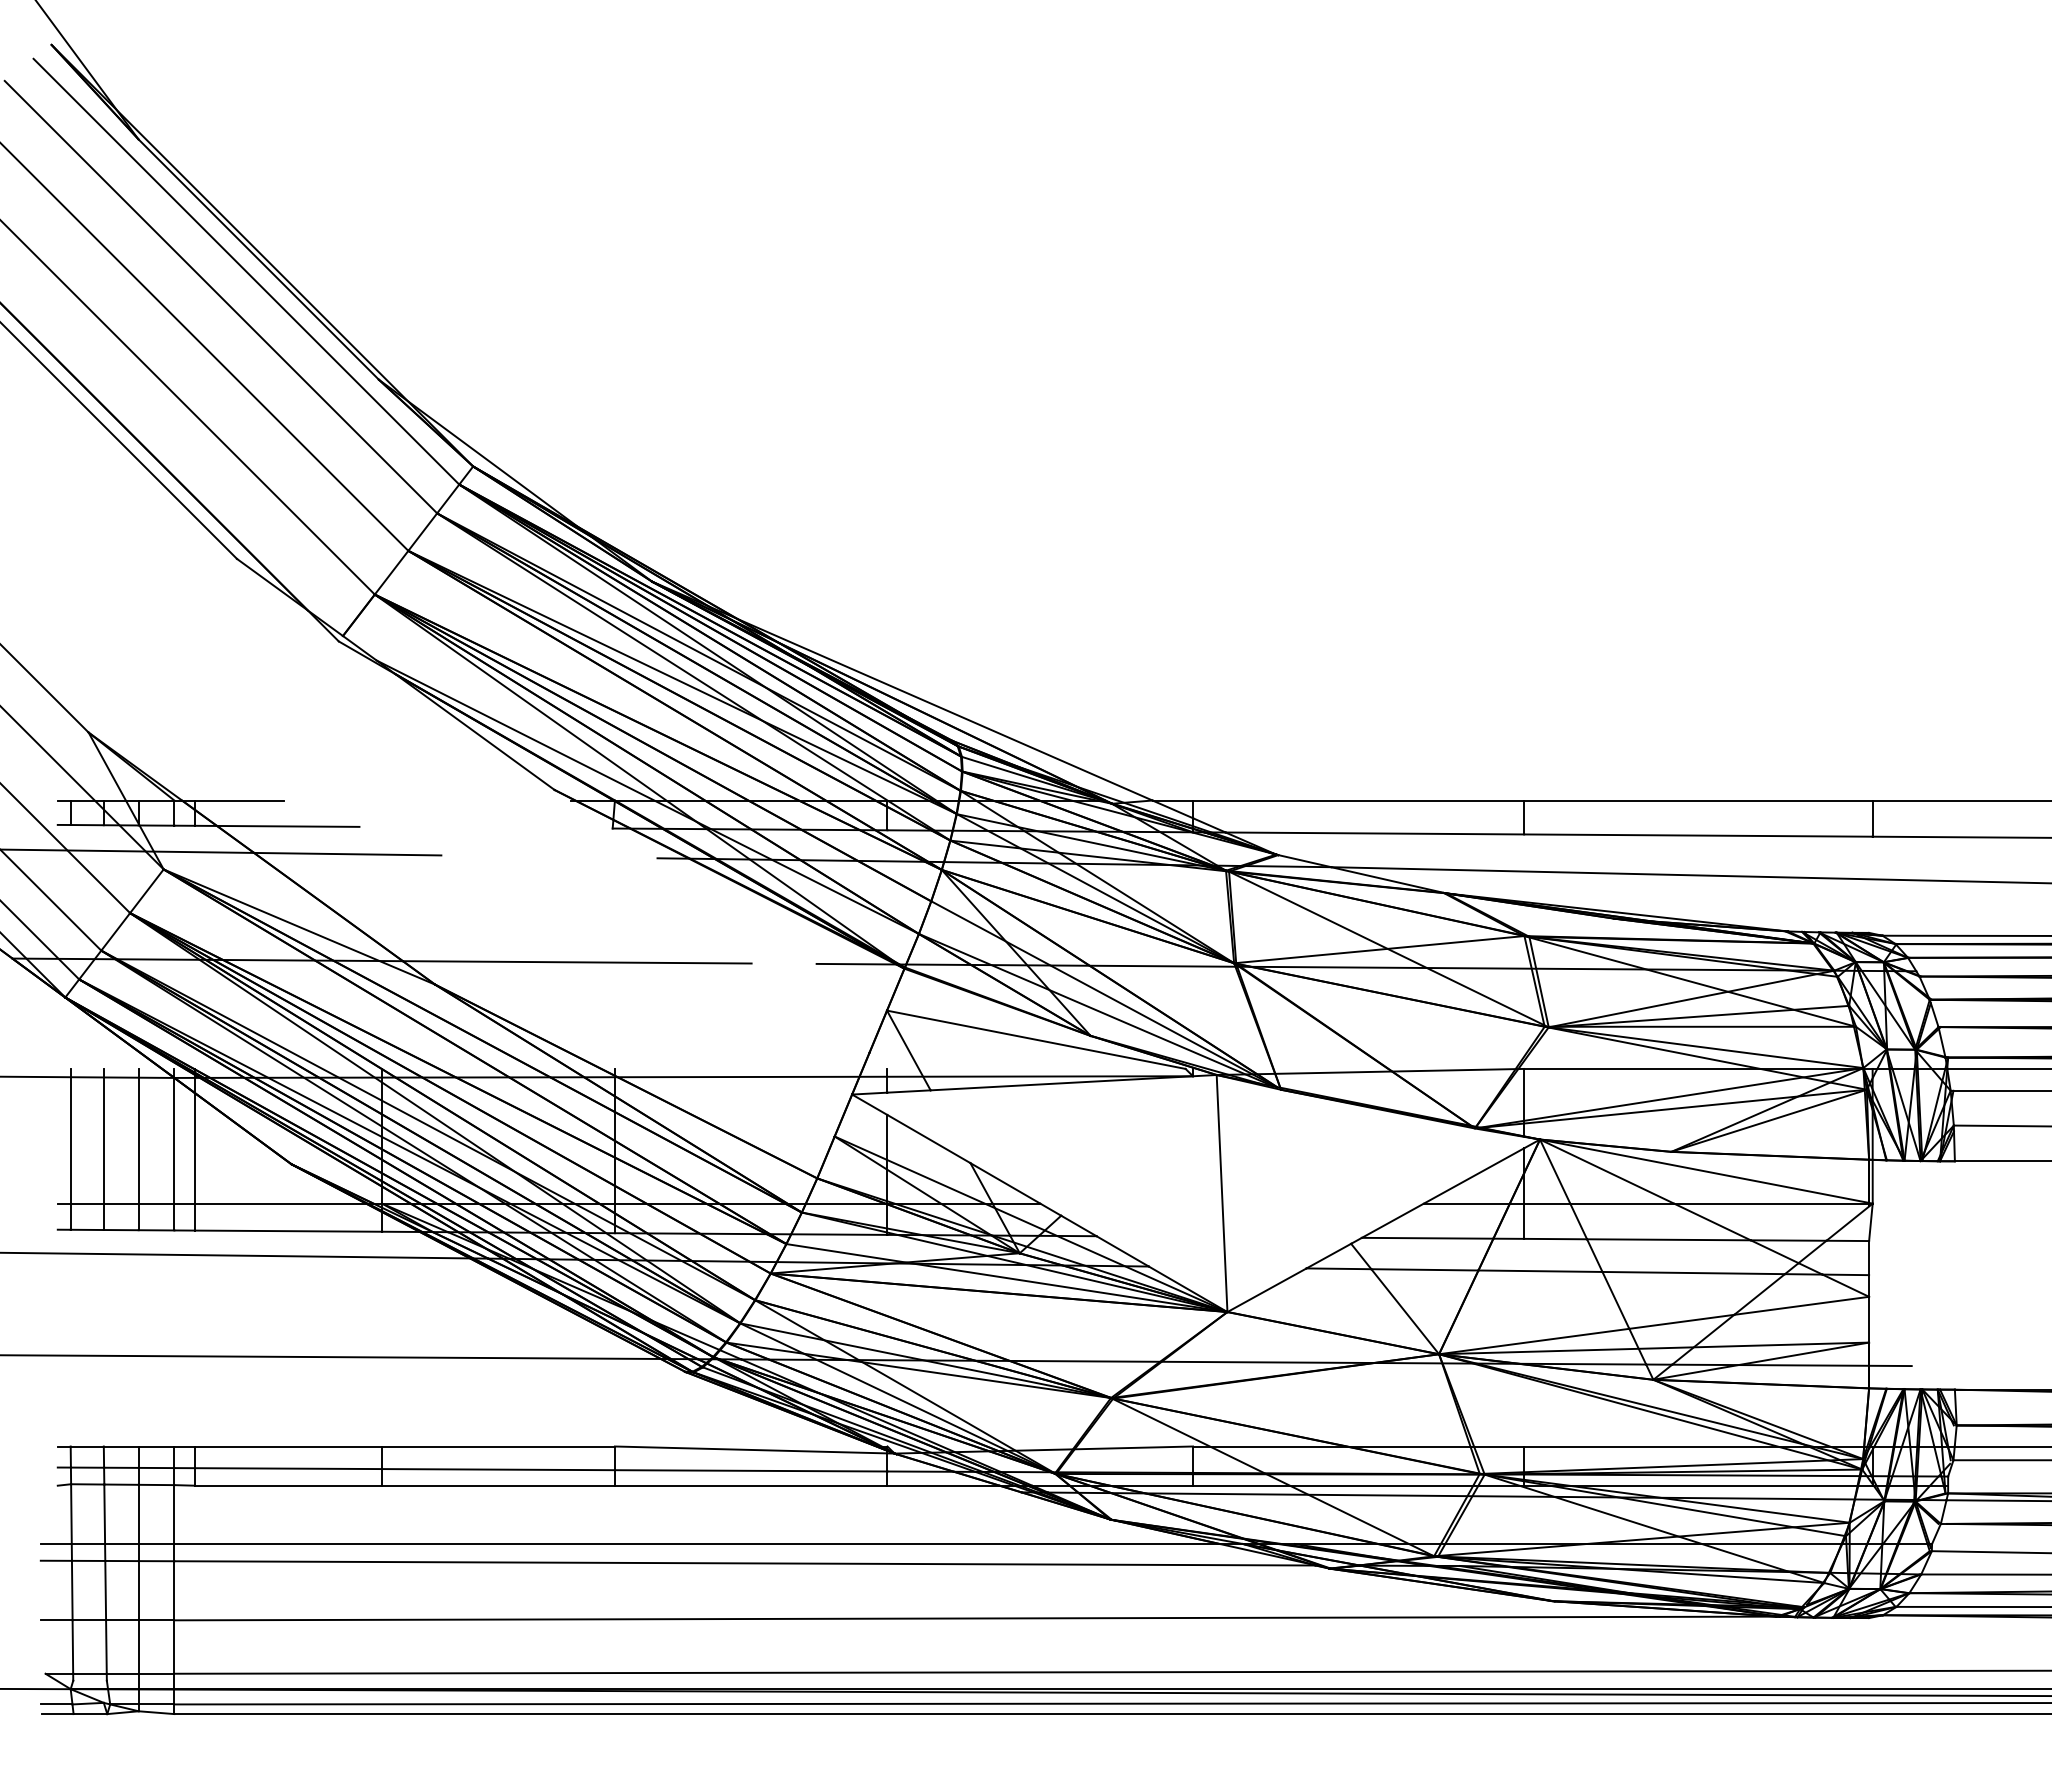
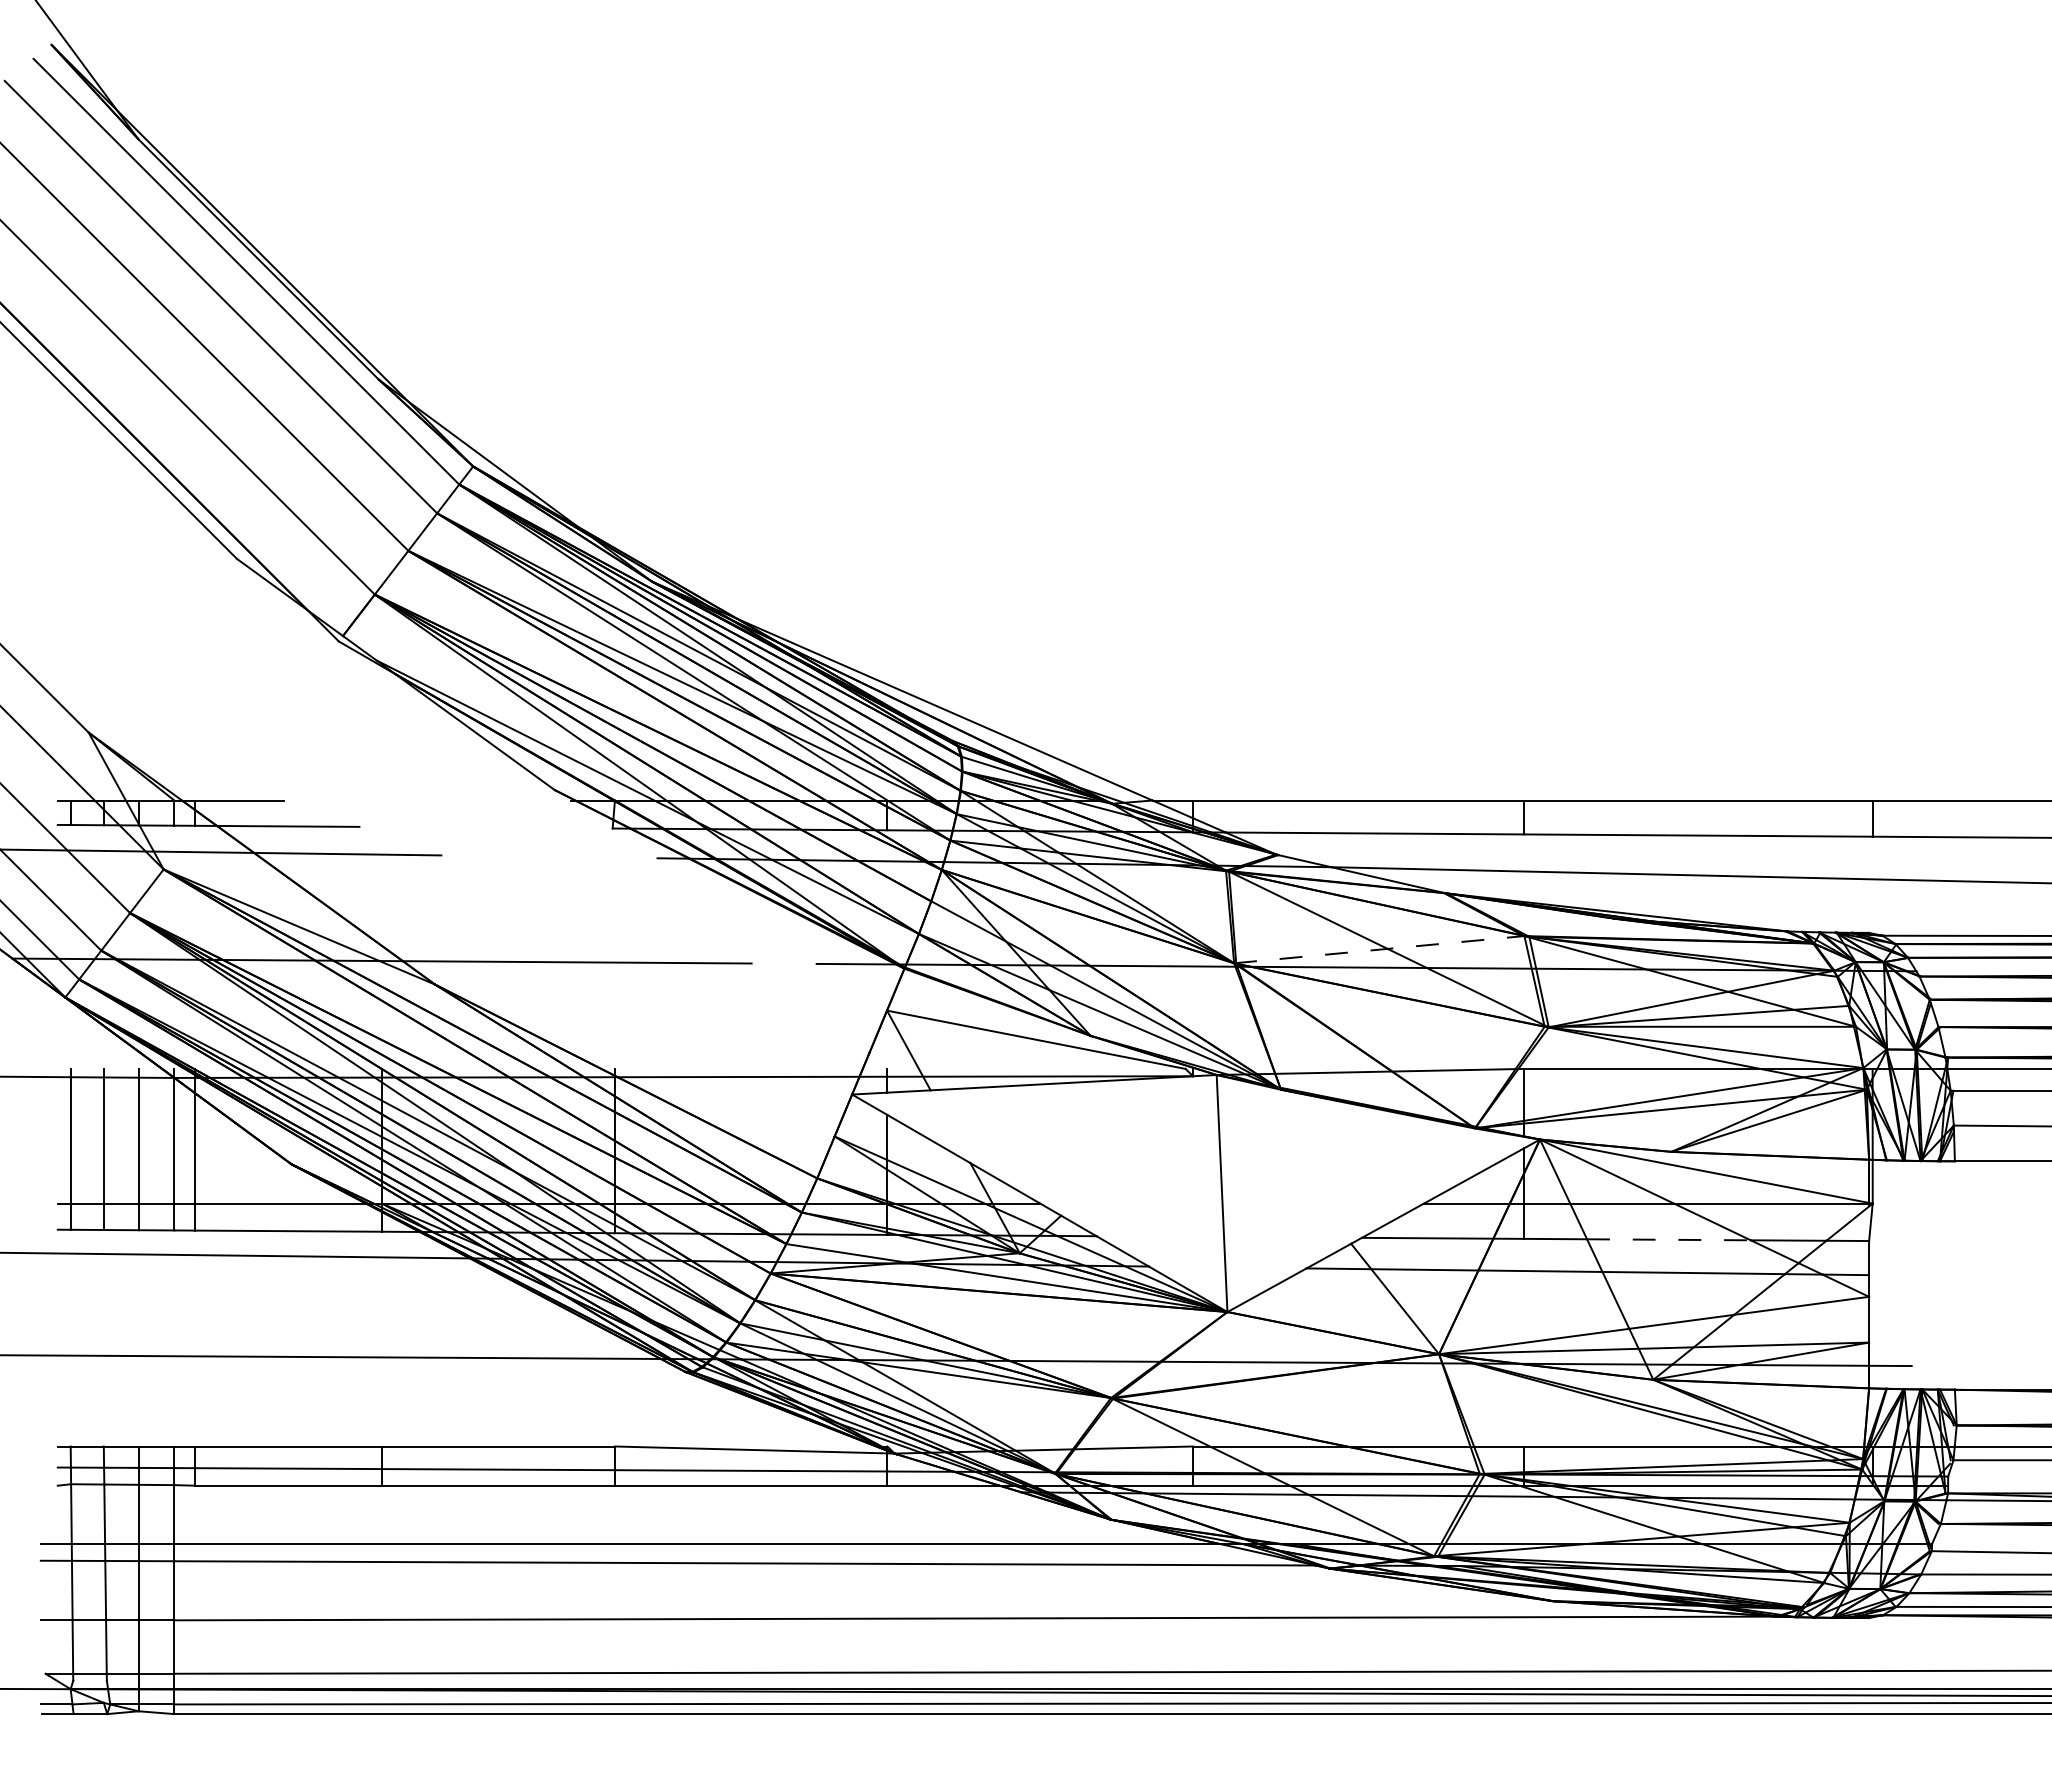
line: solid -> dashed (1379, 949)
line: solid -> dashed (1668, 1239)
